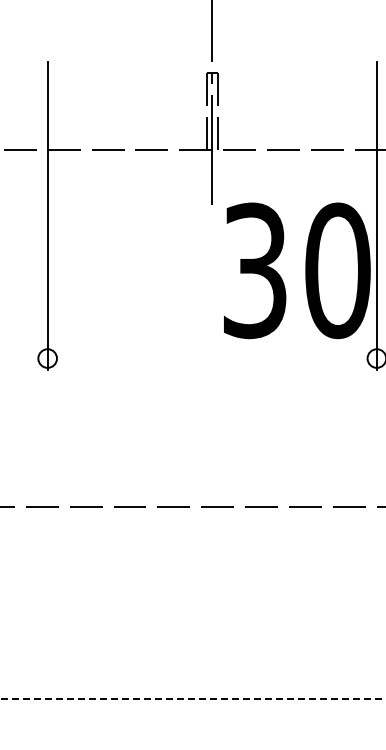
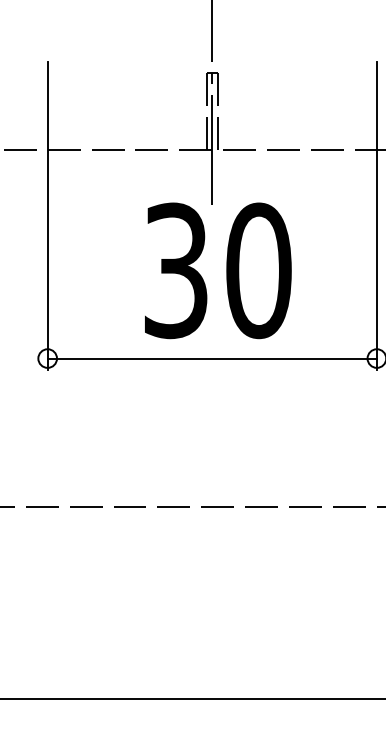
text position: (297, 270) -> (218, 270) (218, 270)
line: none -> present (211, 358)
line: dashed -> solid (192, 698)
